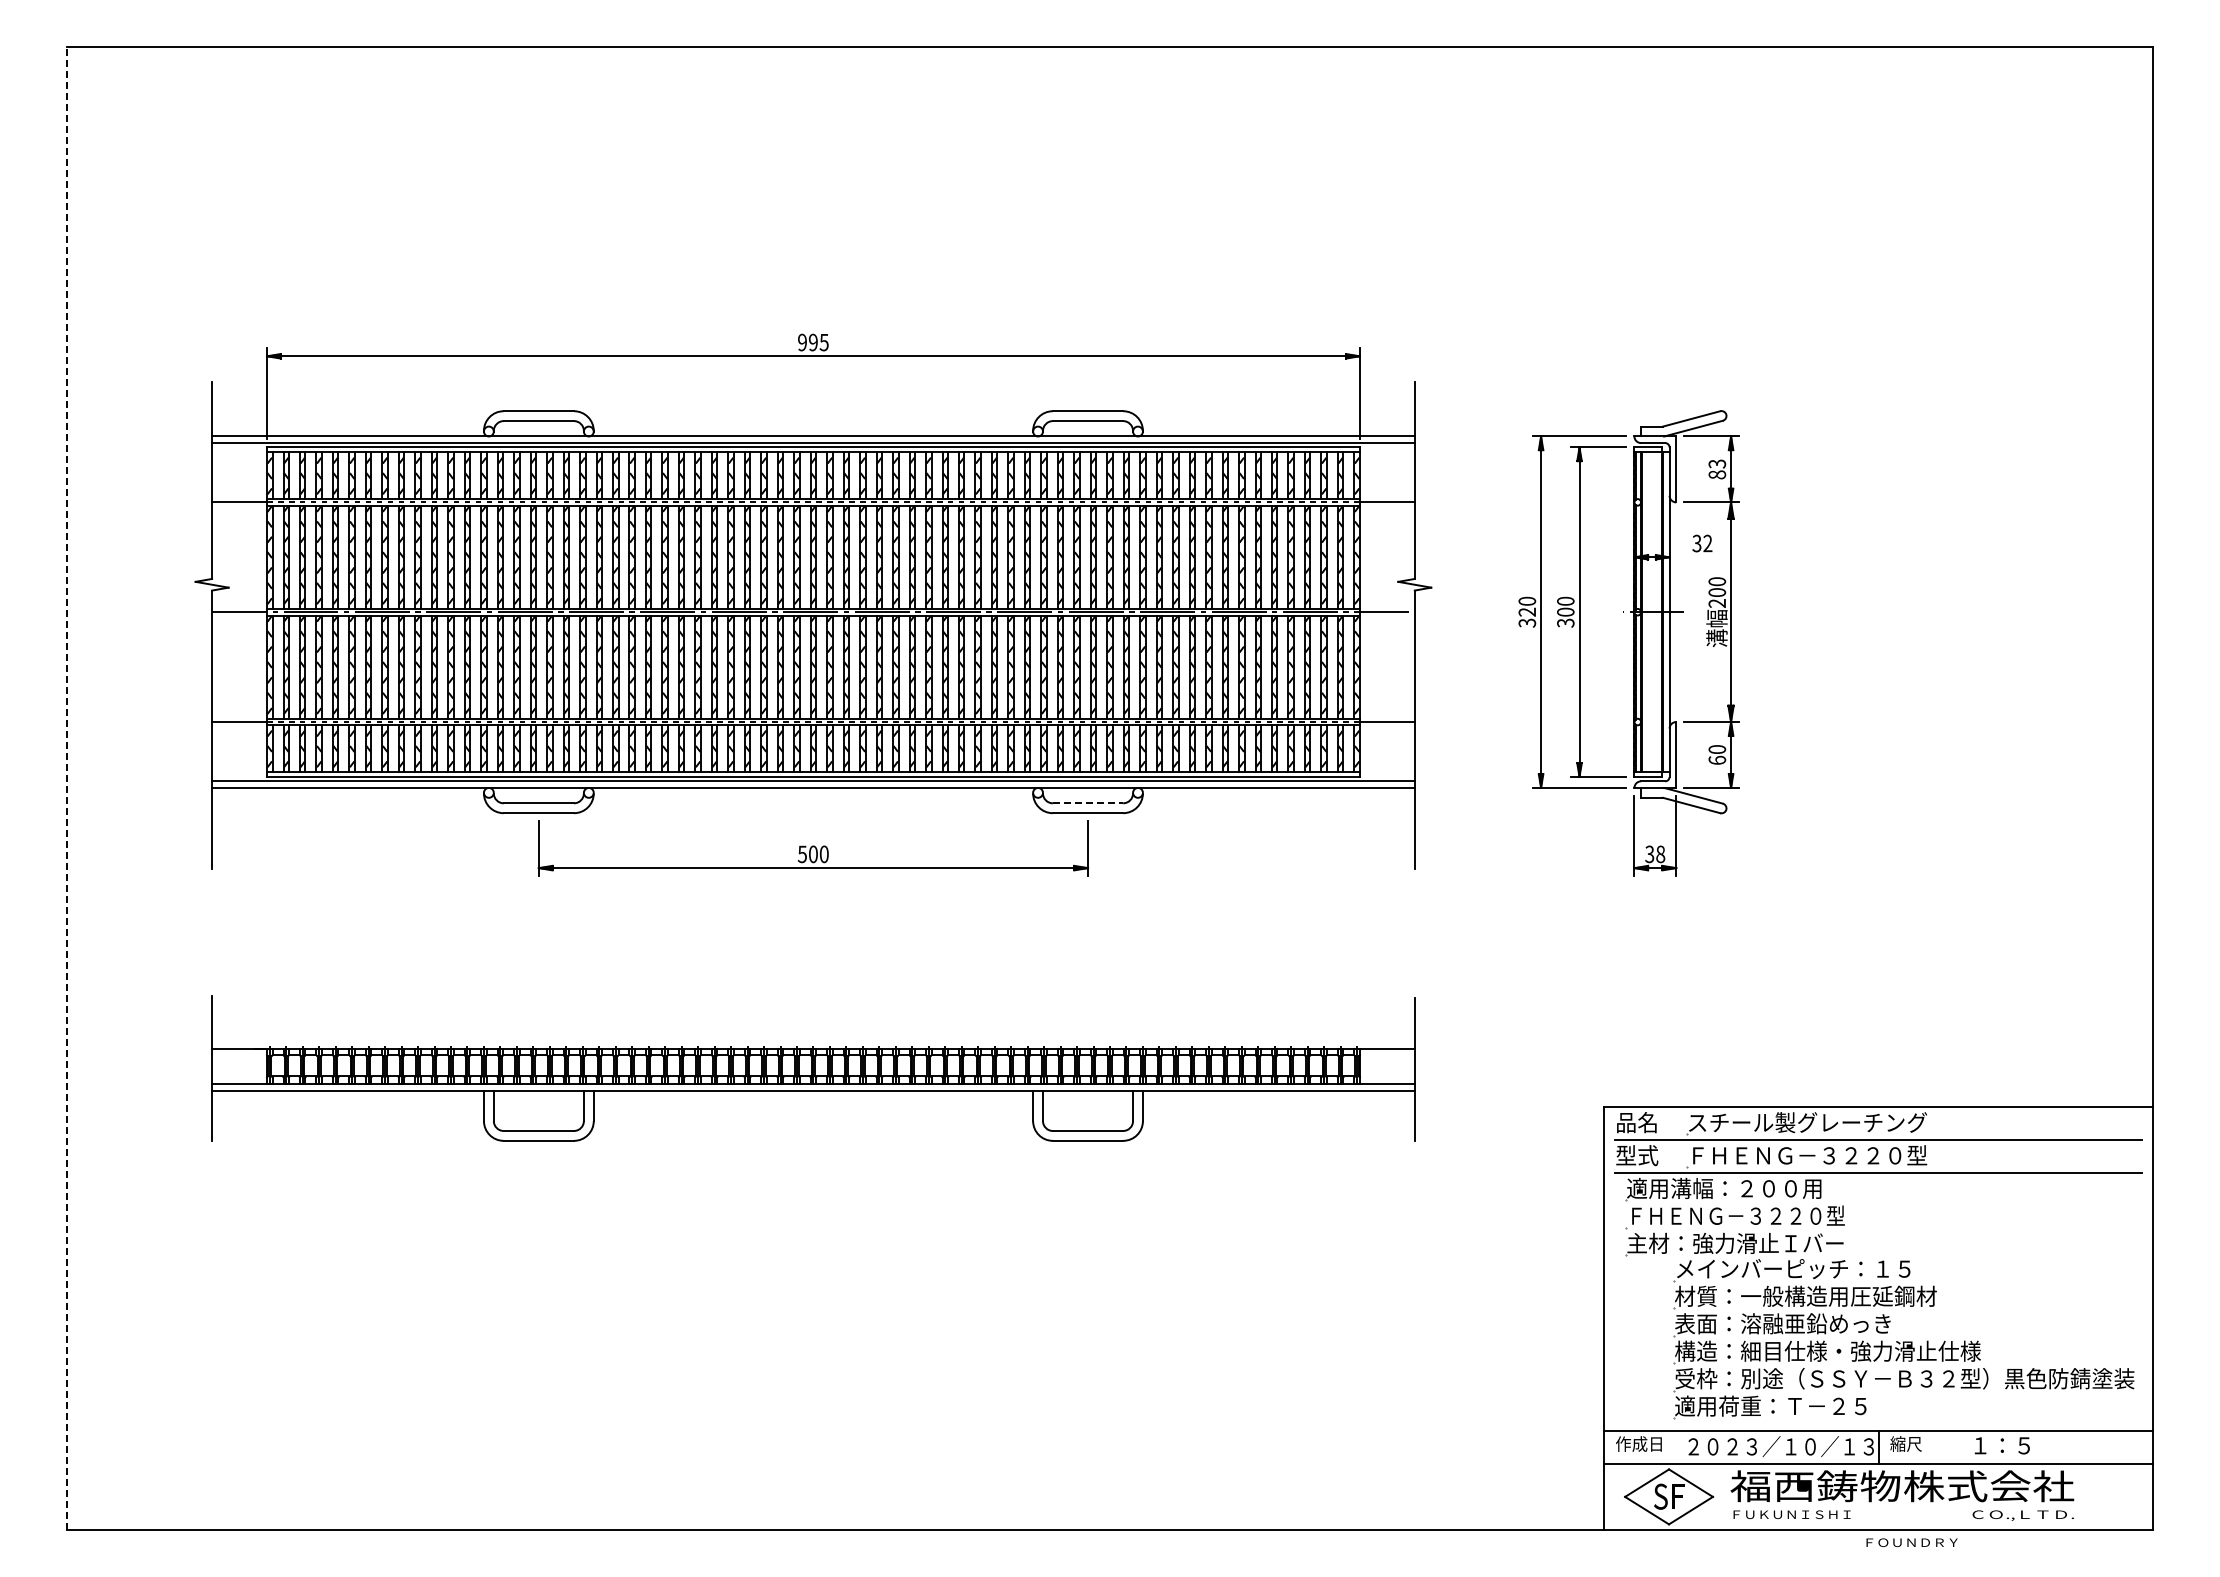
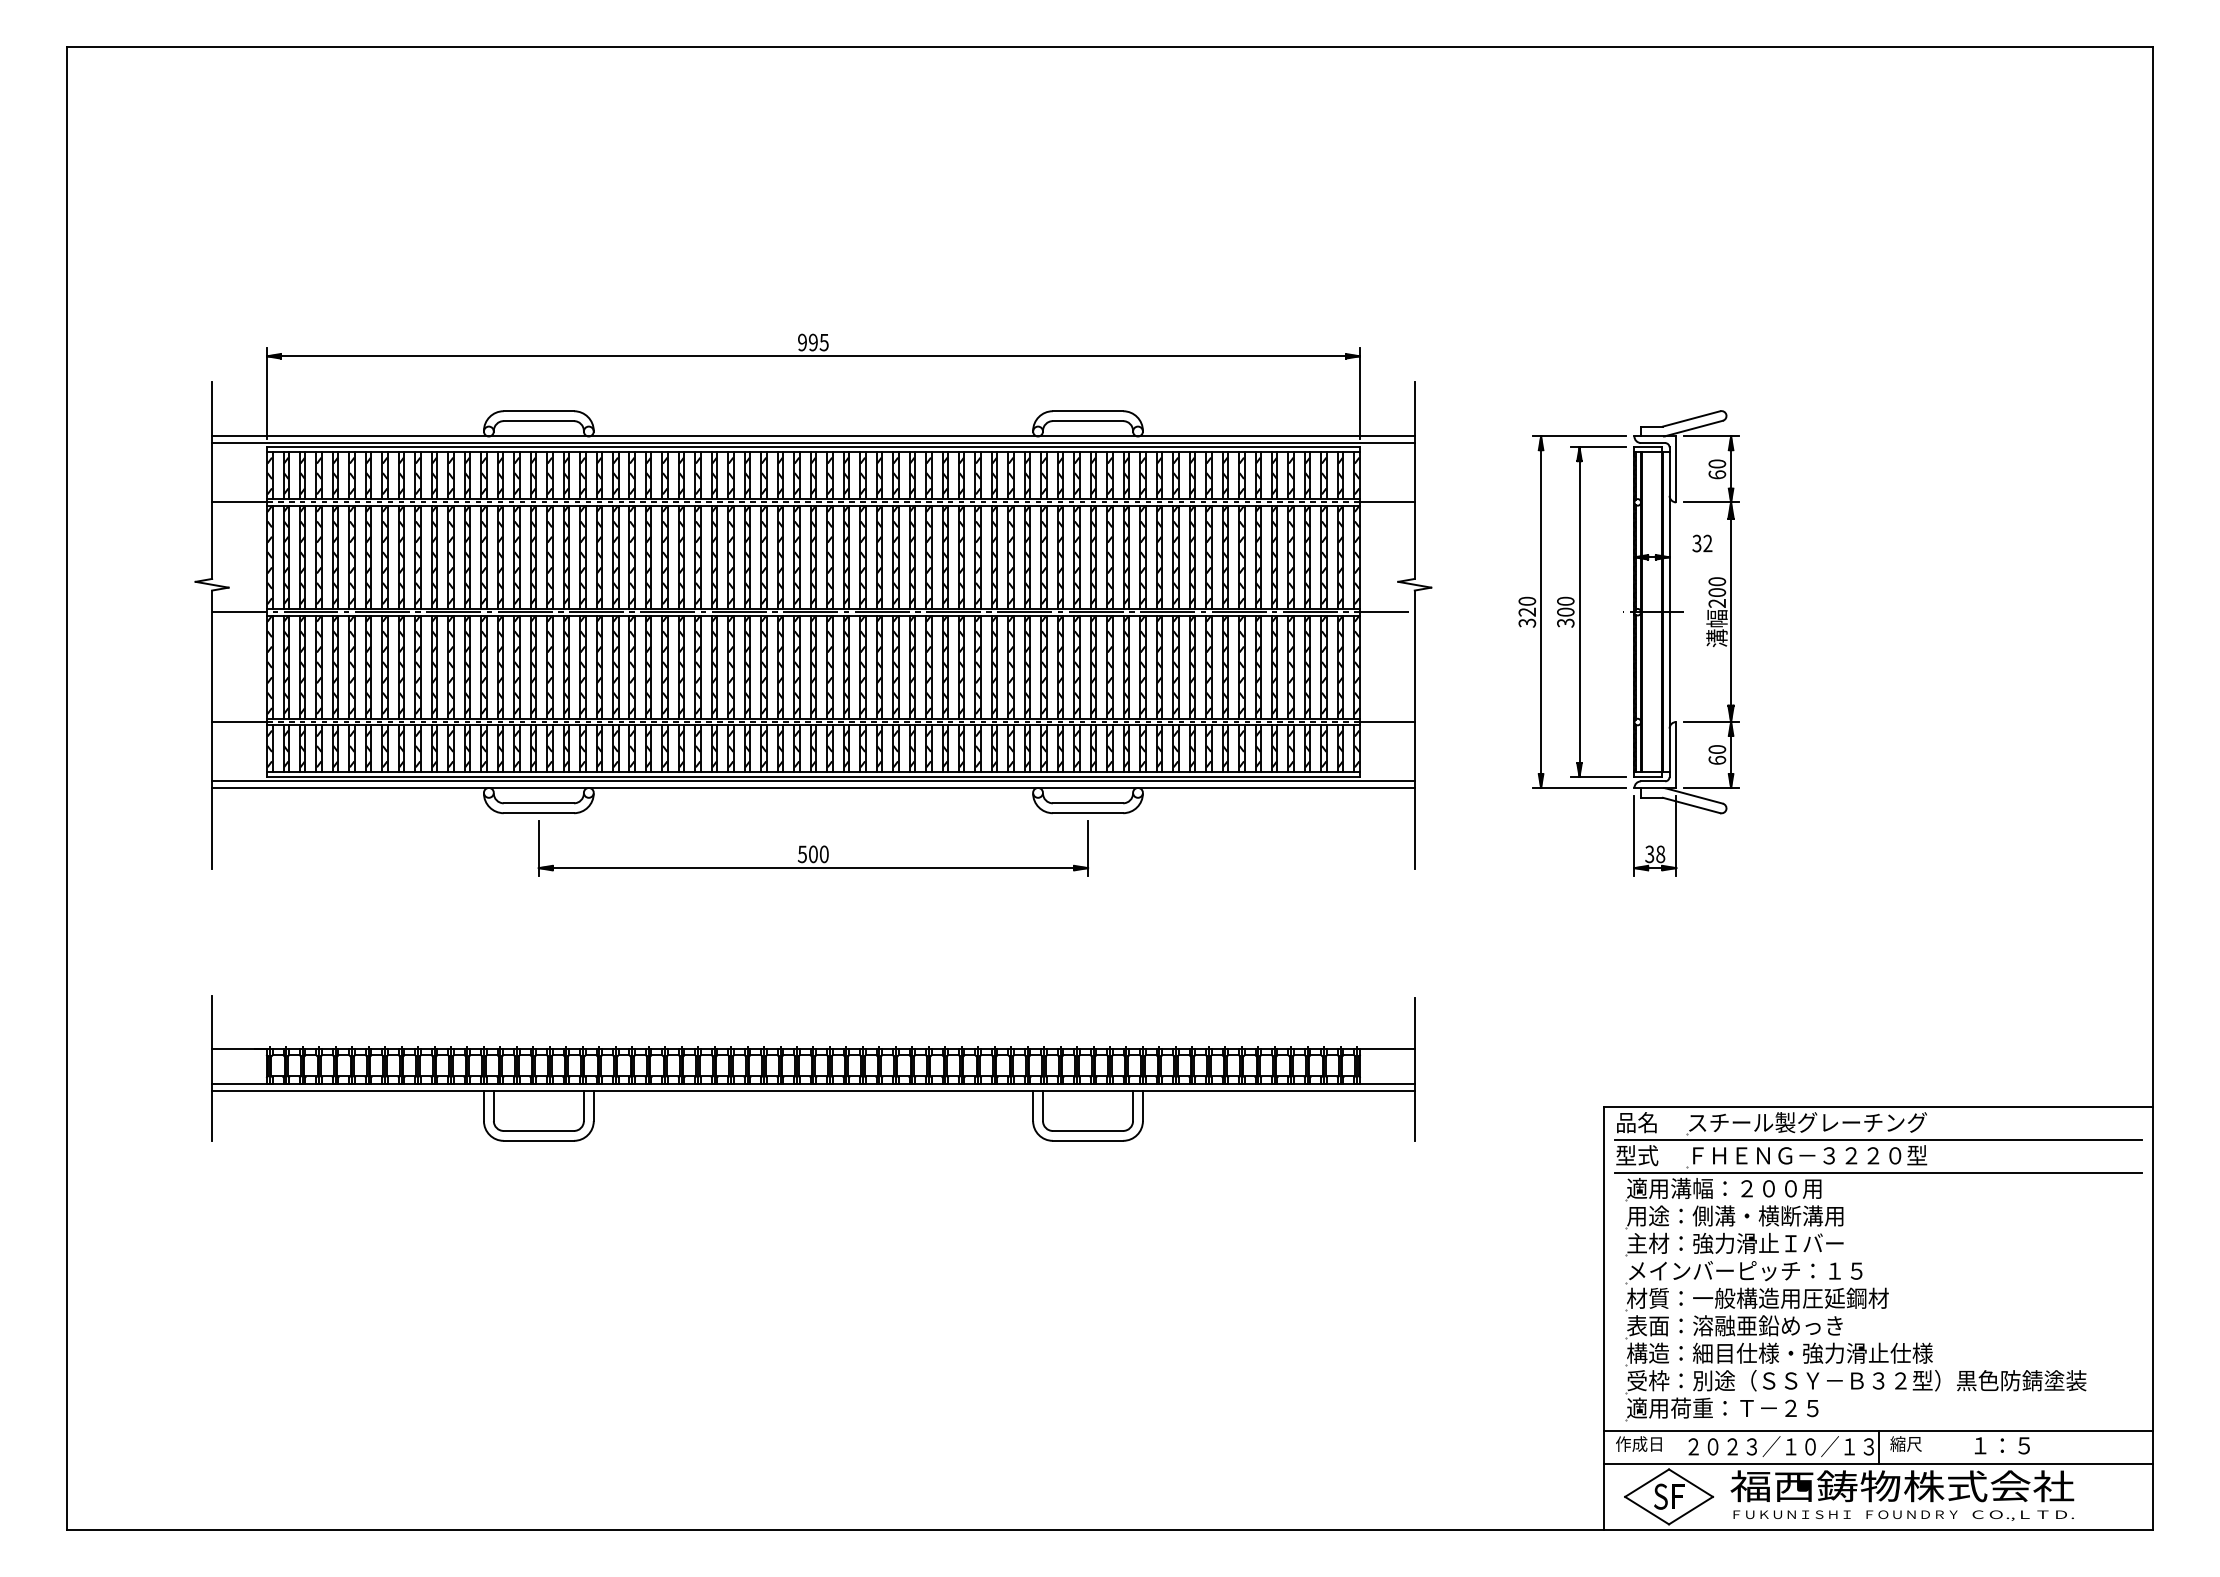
text: 83 -> 60 (1717, 469)
line: dashed -> solid (66, 788)
line: dashed -> solid (1088, 803)
text: ＦＨＥＮＧ－３２２０型 -> 用途：側溝・横断溝用 (1735, 1215)
part position: (1903, 1339) -> (1855, 1341) (1855, 1341)
text position: (1911, 1542) -> (1911, 1514) (1911, 1514)
